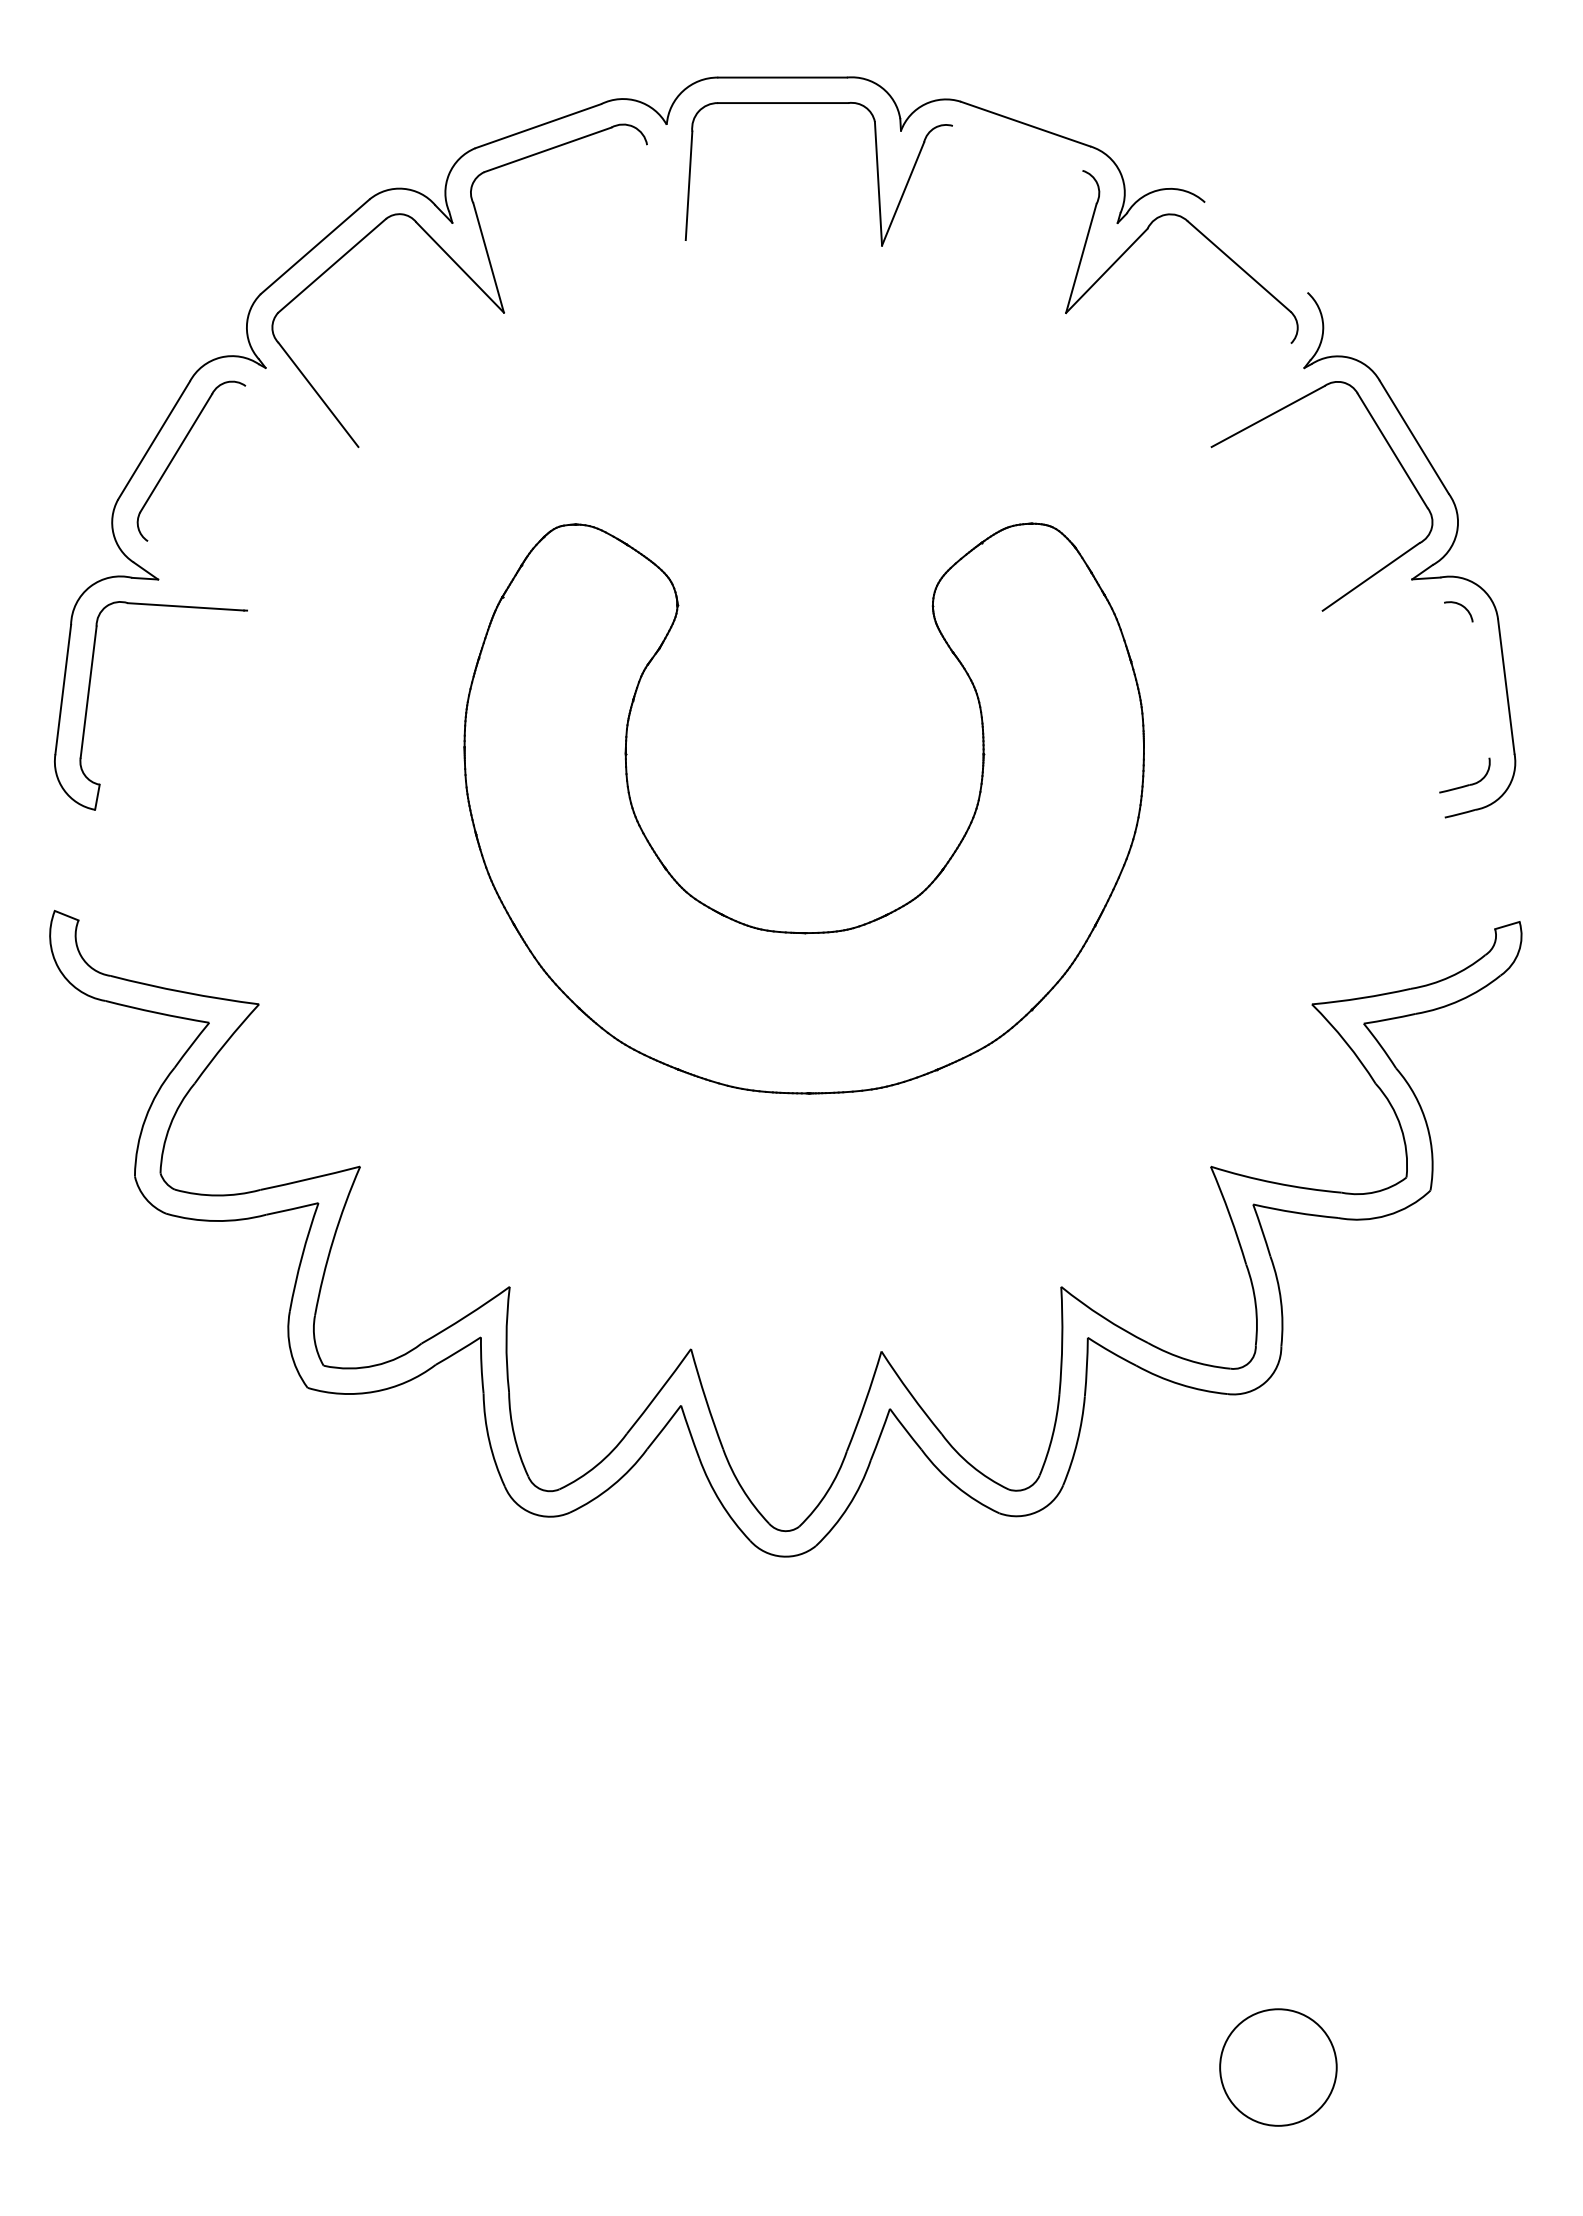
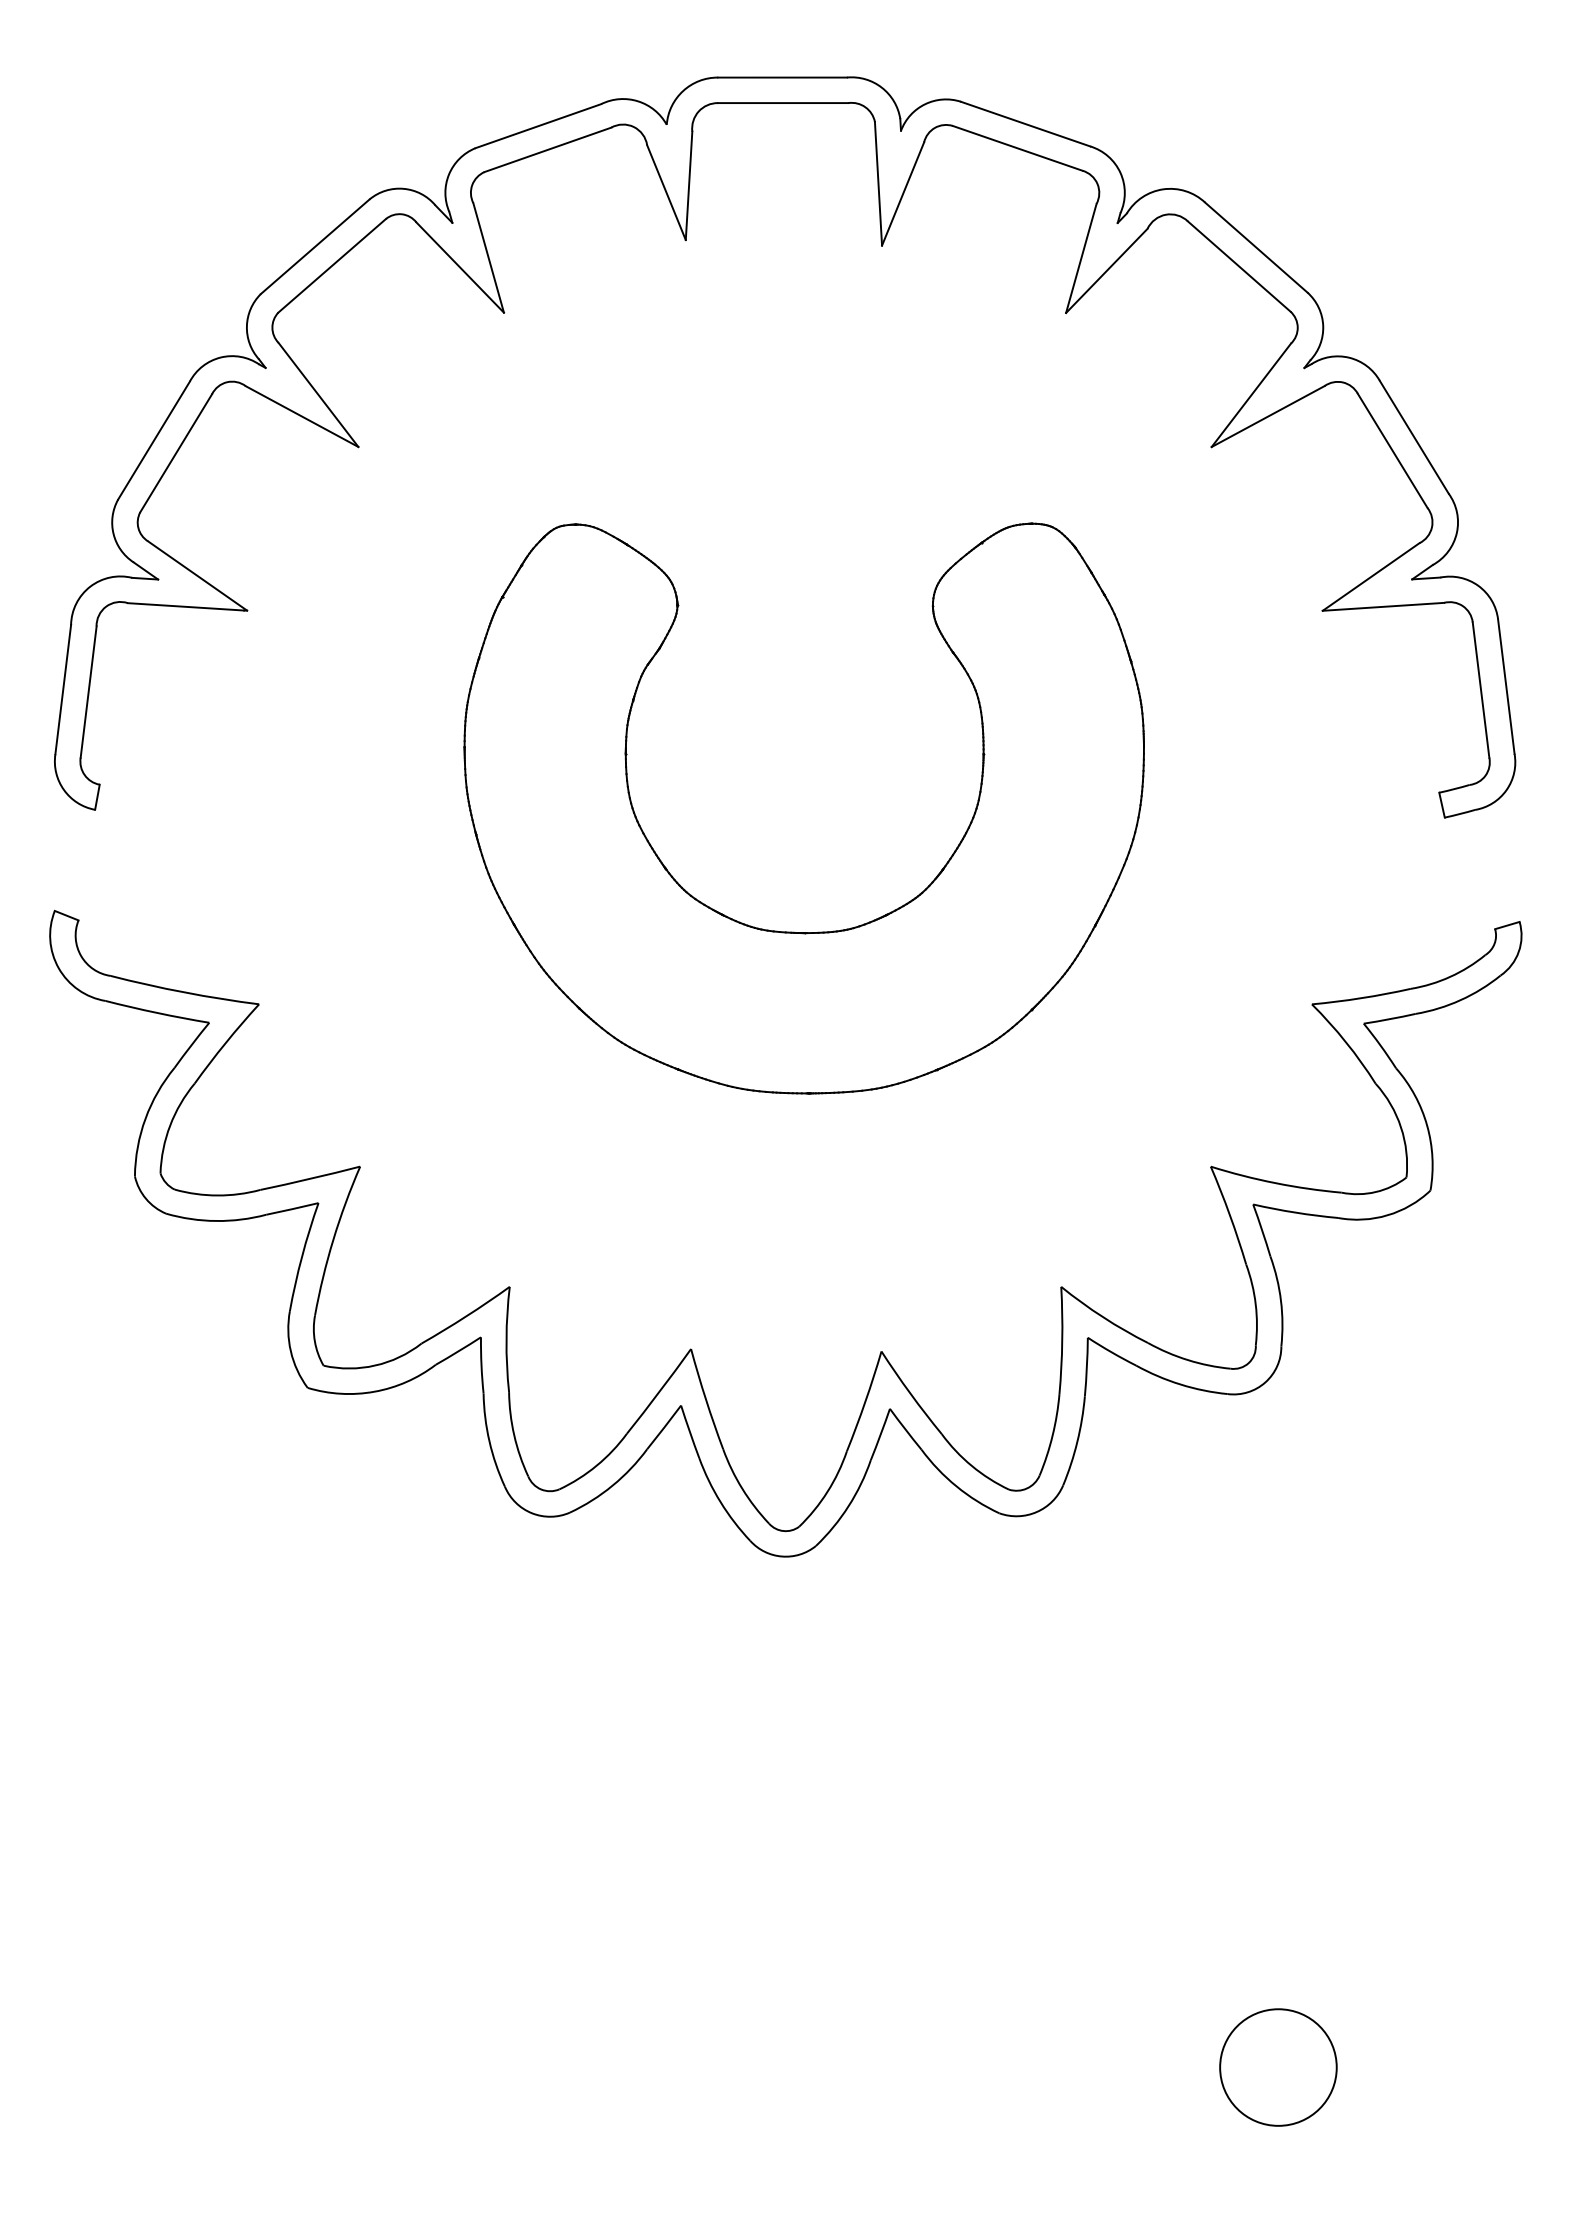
line: none -> present (1017, 148)
line: none -> present (666, 192)
line: none -> present (1256, 247)
line: none -> present (1250, 395)
line: none -> present (301, 416)
line: none -> present (197, 575)
line: none -> present (1383, 606)
line: none -> present (1480, 689)
line: none -> present (1441, 804)
